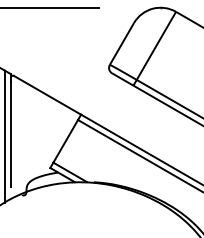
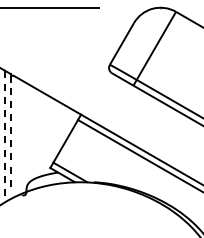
line: solid -> dashed (10, 134)
line: solid -> dashed (4, 137)
